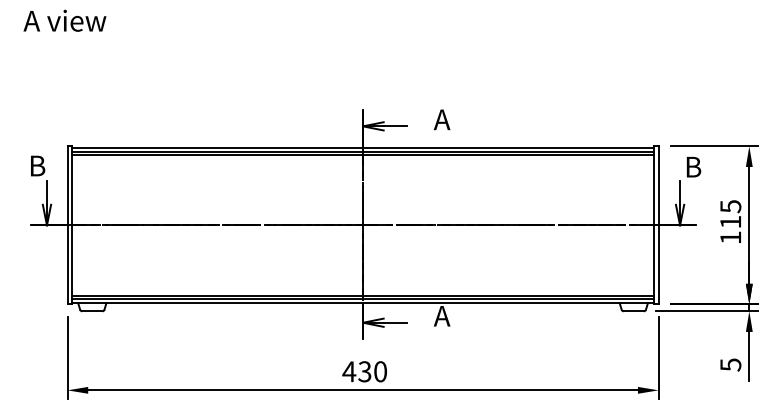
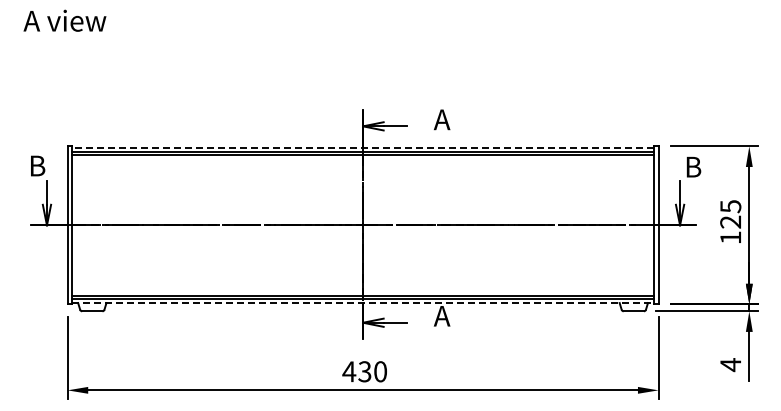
line: solid -> dashed (362, 147)
text: 115 -> 125 (730, 221)
line: solid -> dashed (363, 303)
text: 5 -> 4 (730, 365)
